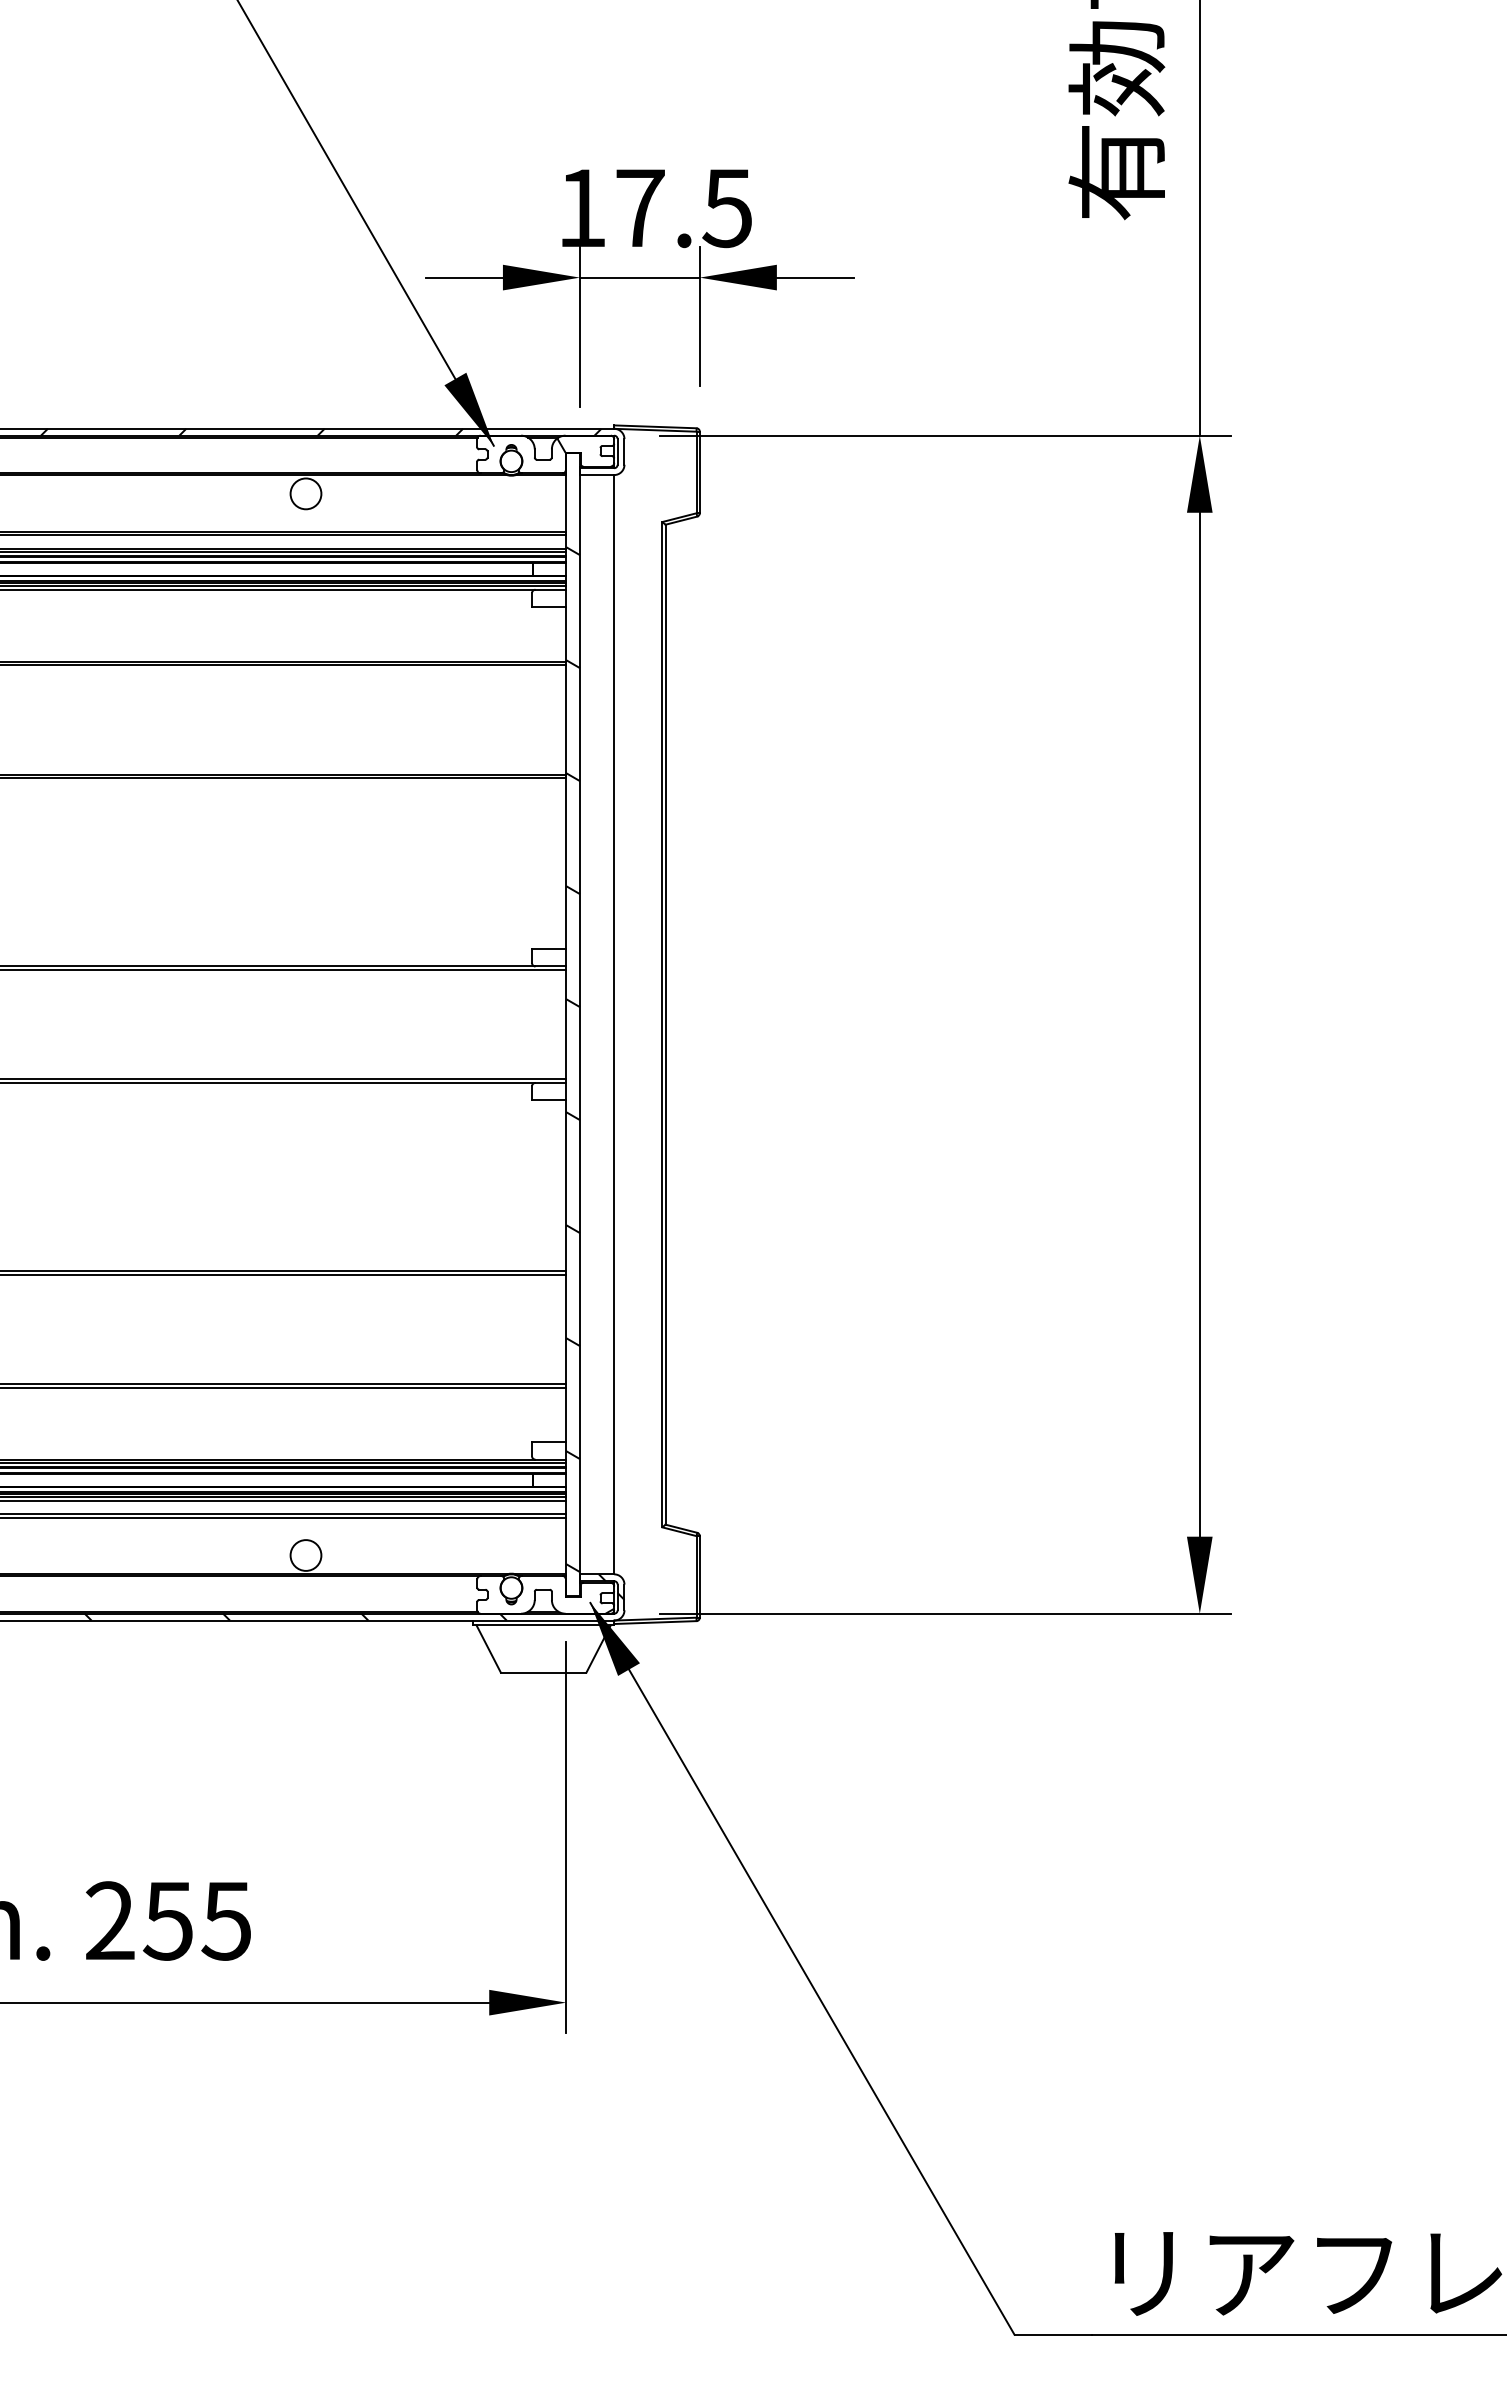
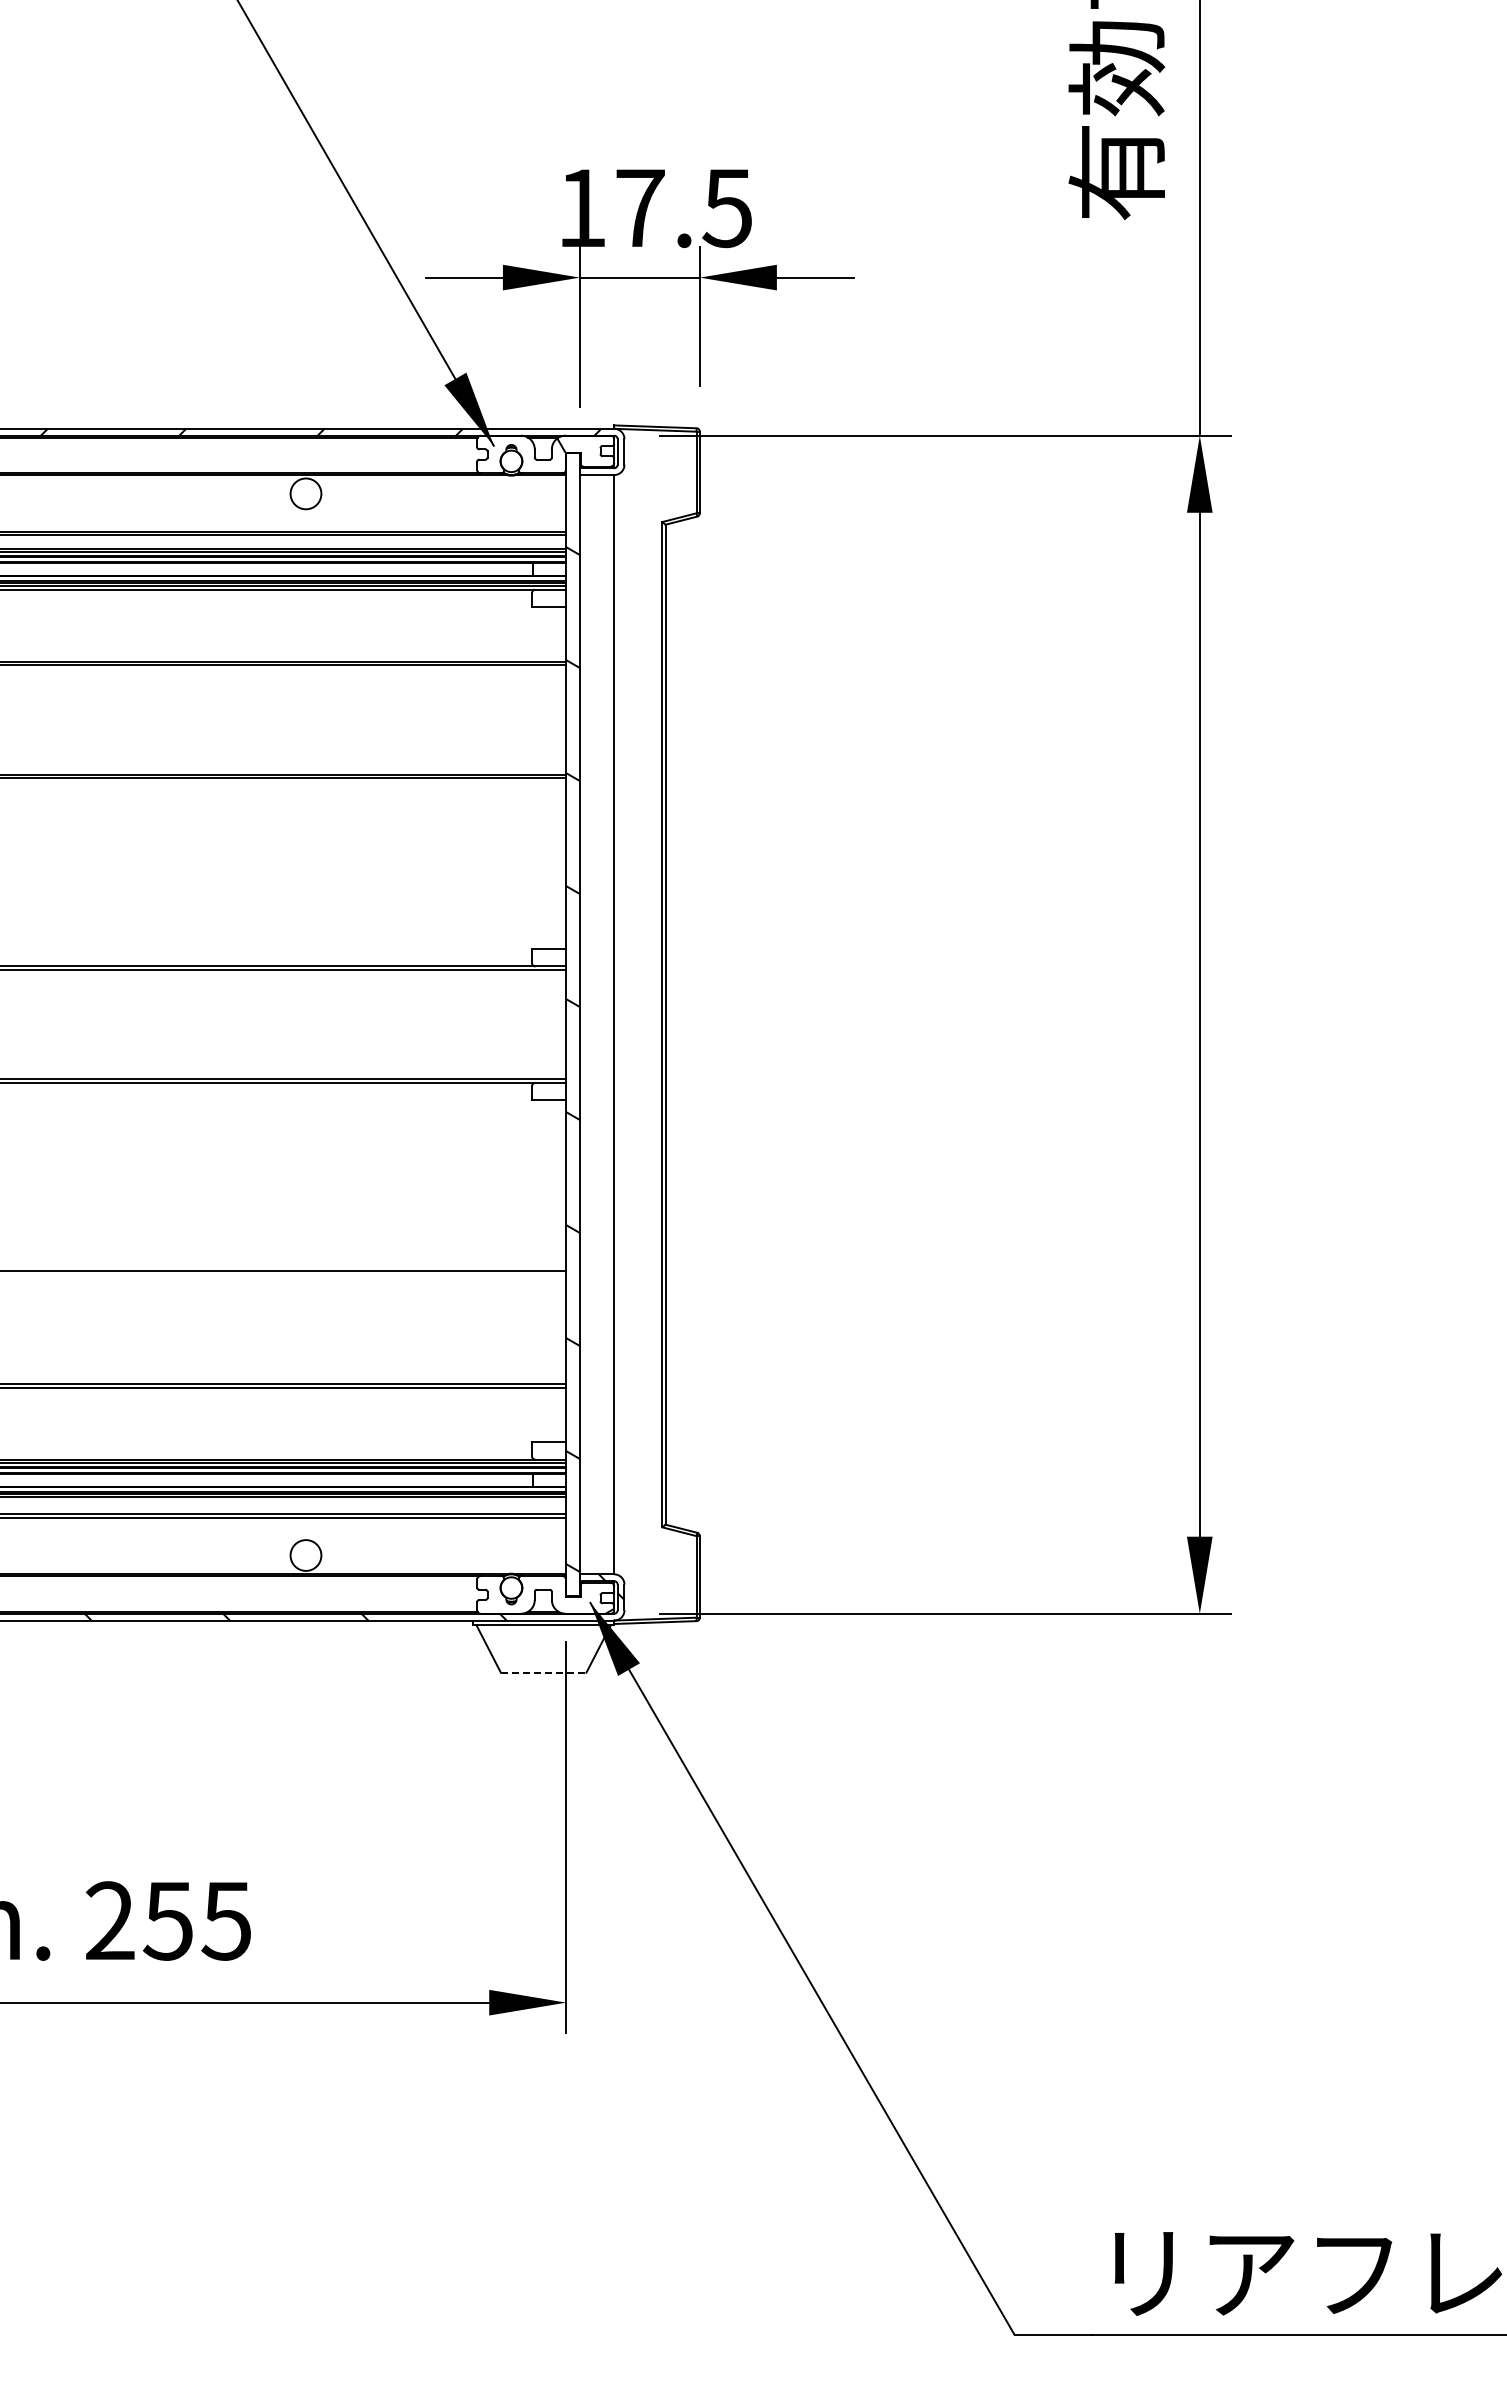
line: present -> none (284, 1274)
line: present -> none (284, 1500)
line: solid -> dashed (543, 1672)
